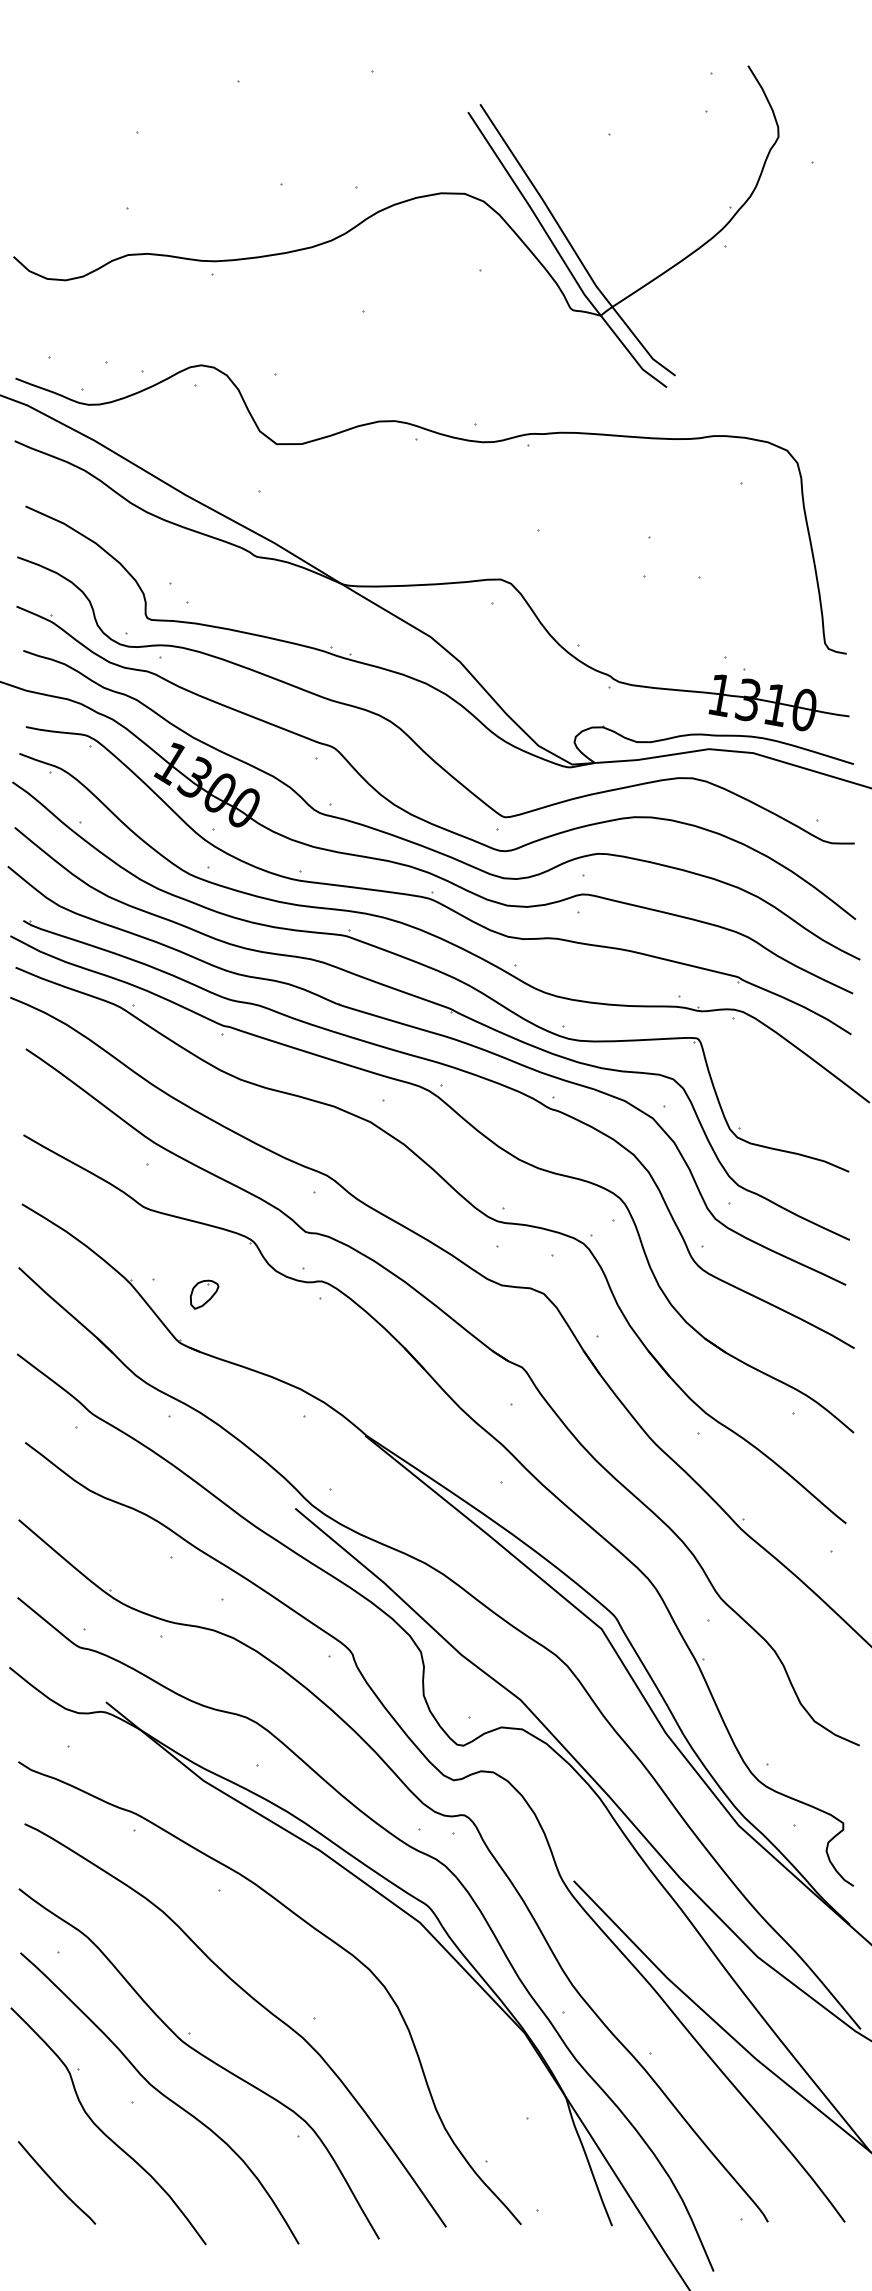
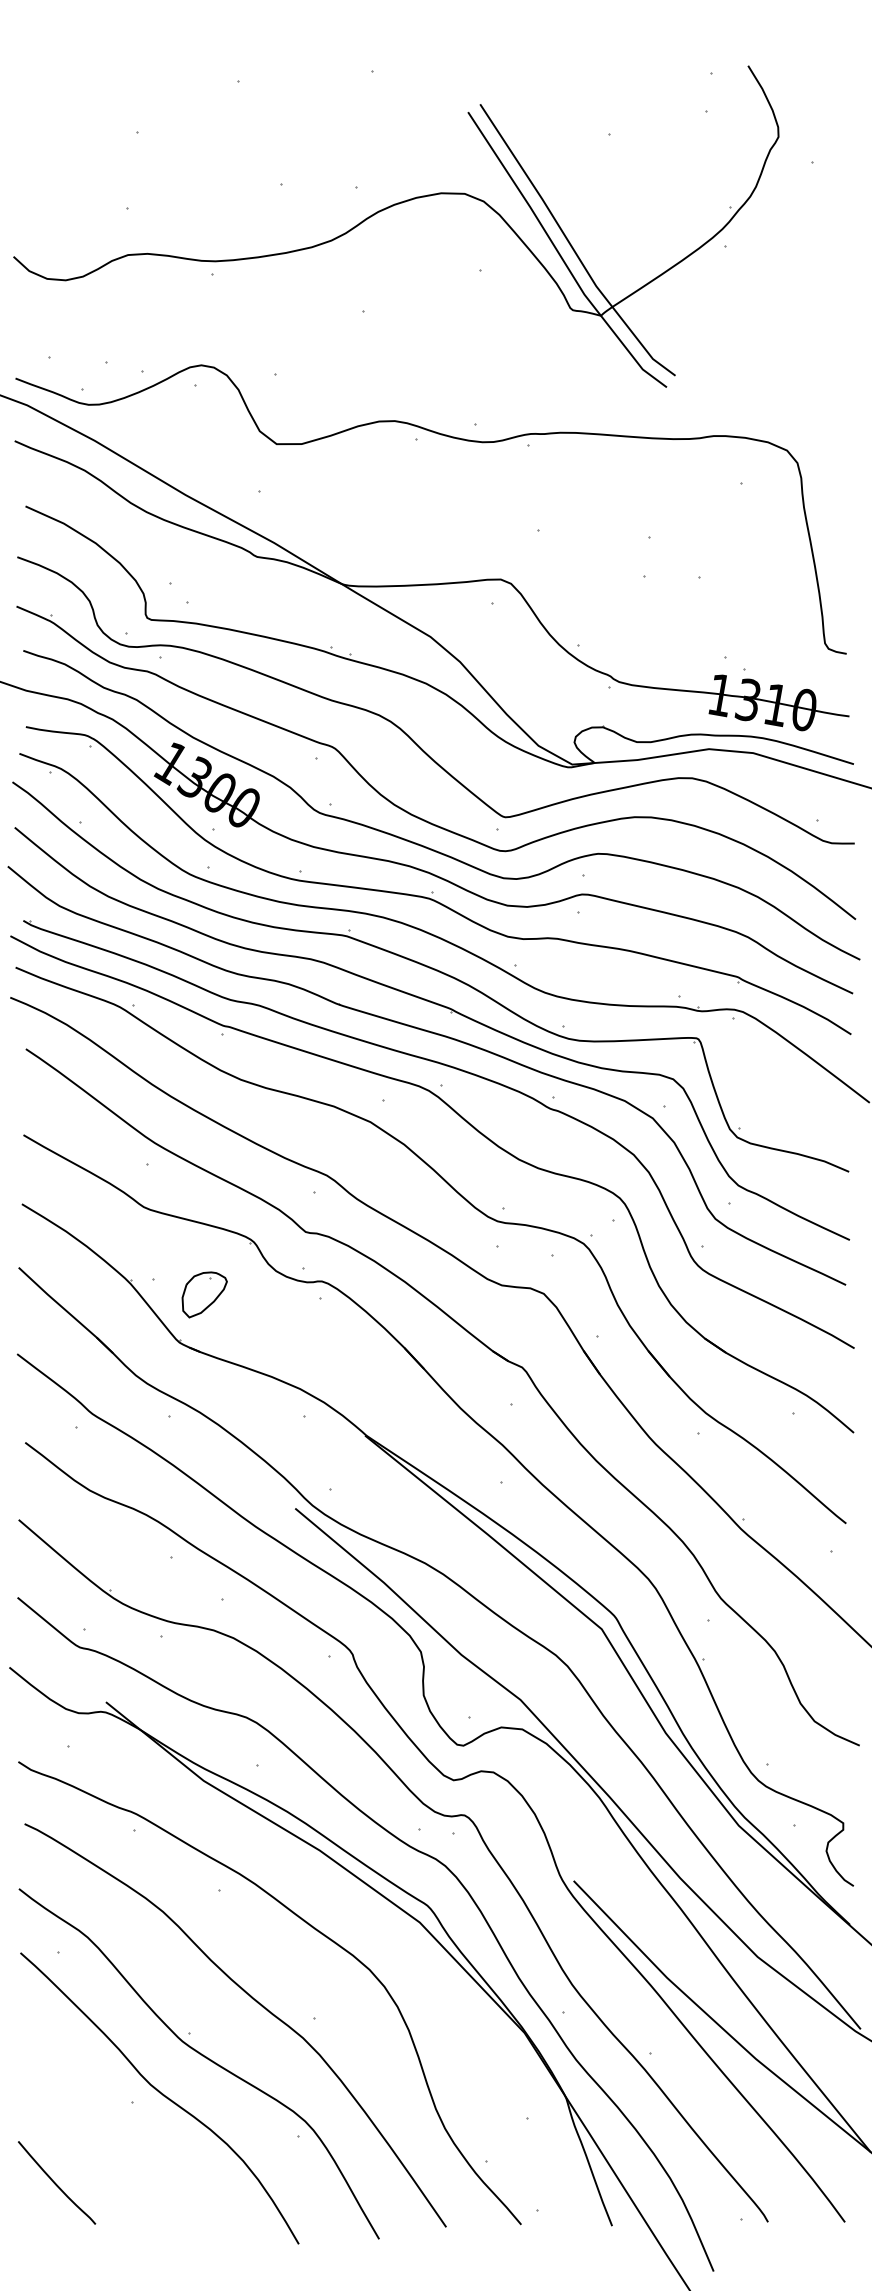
part size: 31x31 px -> 47x48 px (204, 1294)
part: present -> none (103, 2131)
